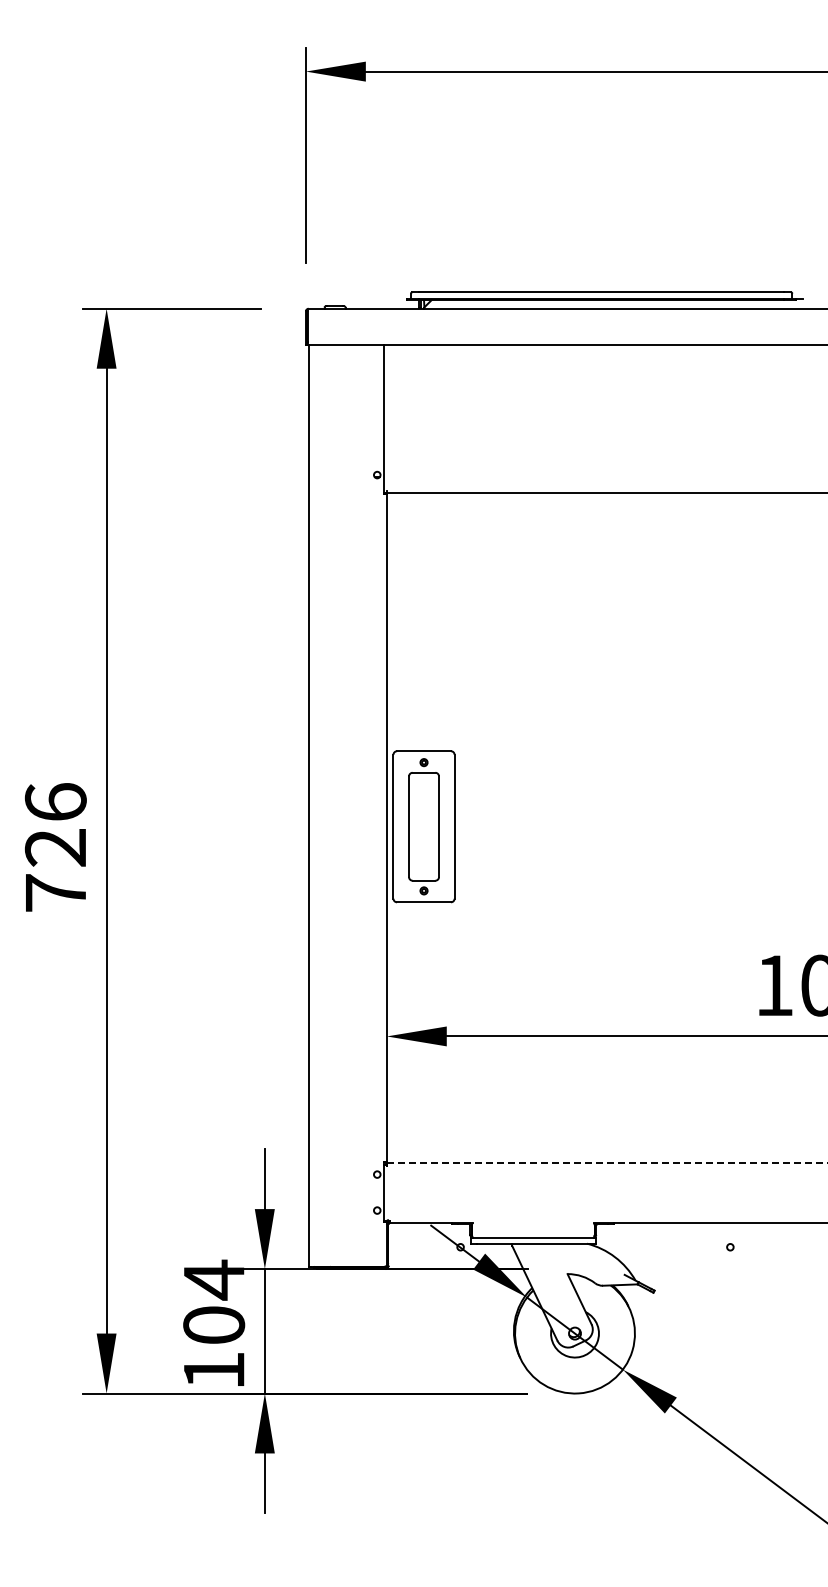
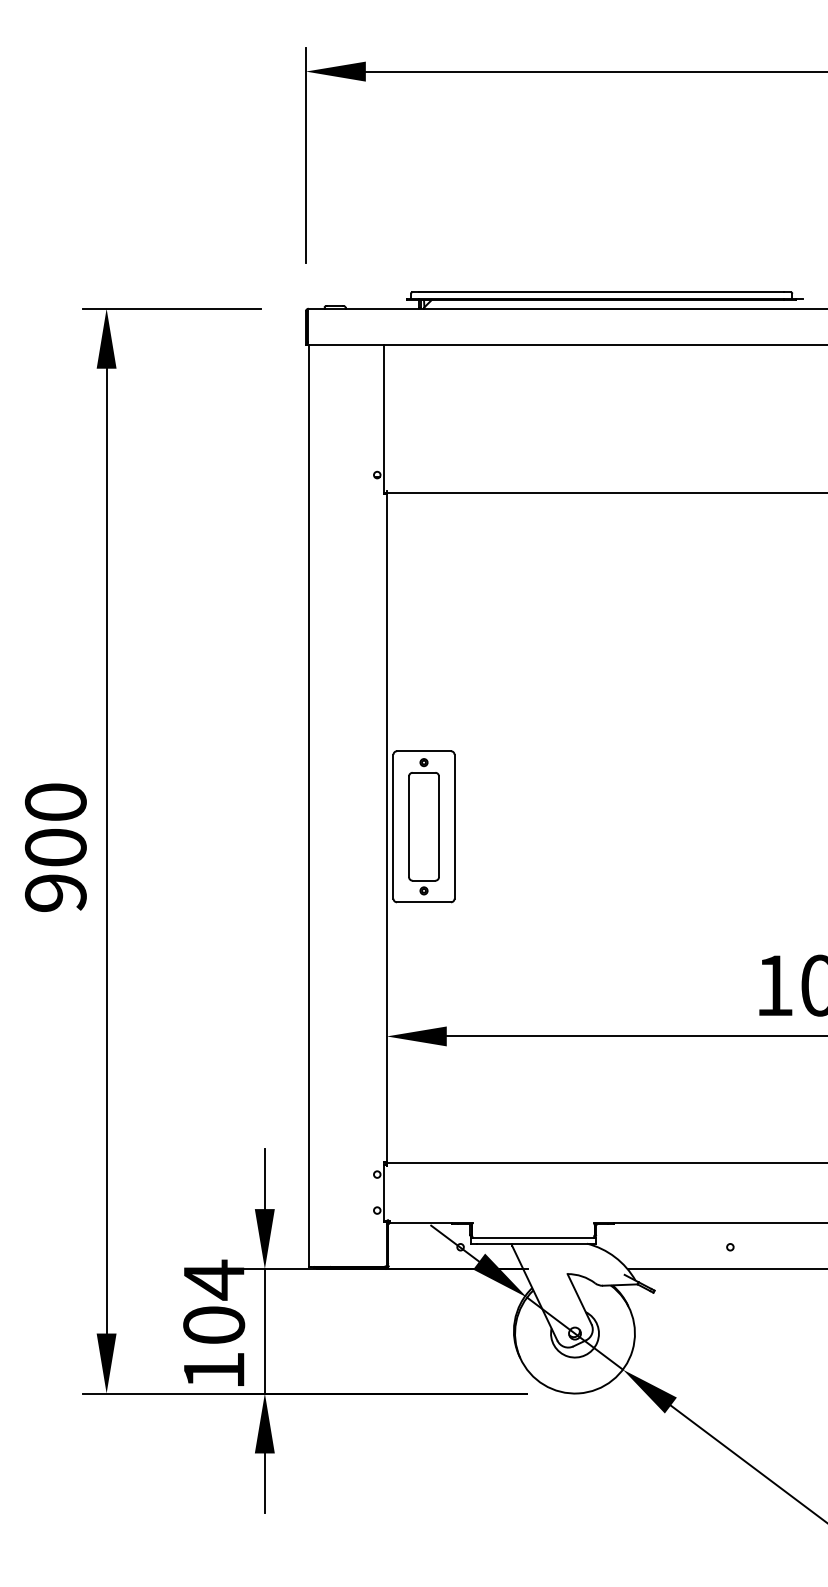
text: 726 -> 900 (55, 847)
line: dashed -> solid (607, 1163)
line: none -> present (725, 1269)
